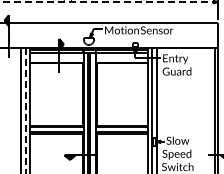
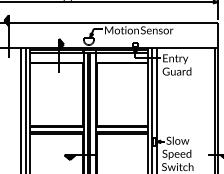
line: dashed -> solid (109, 2)
line: dashed -> solid (25, 111)
